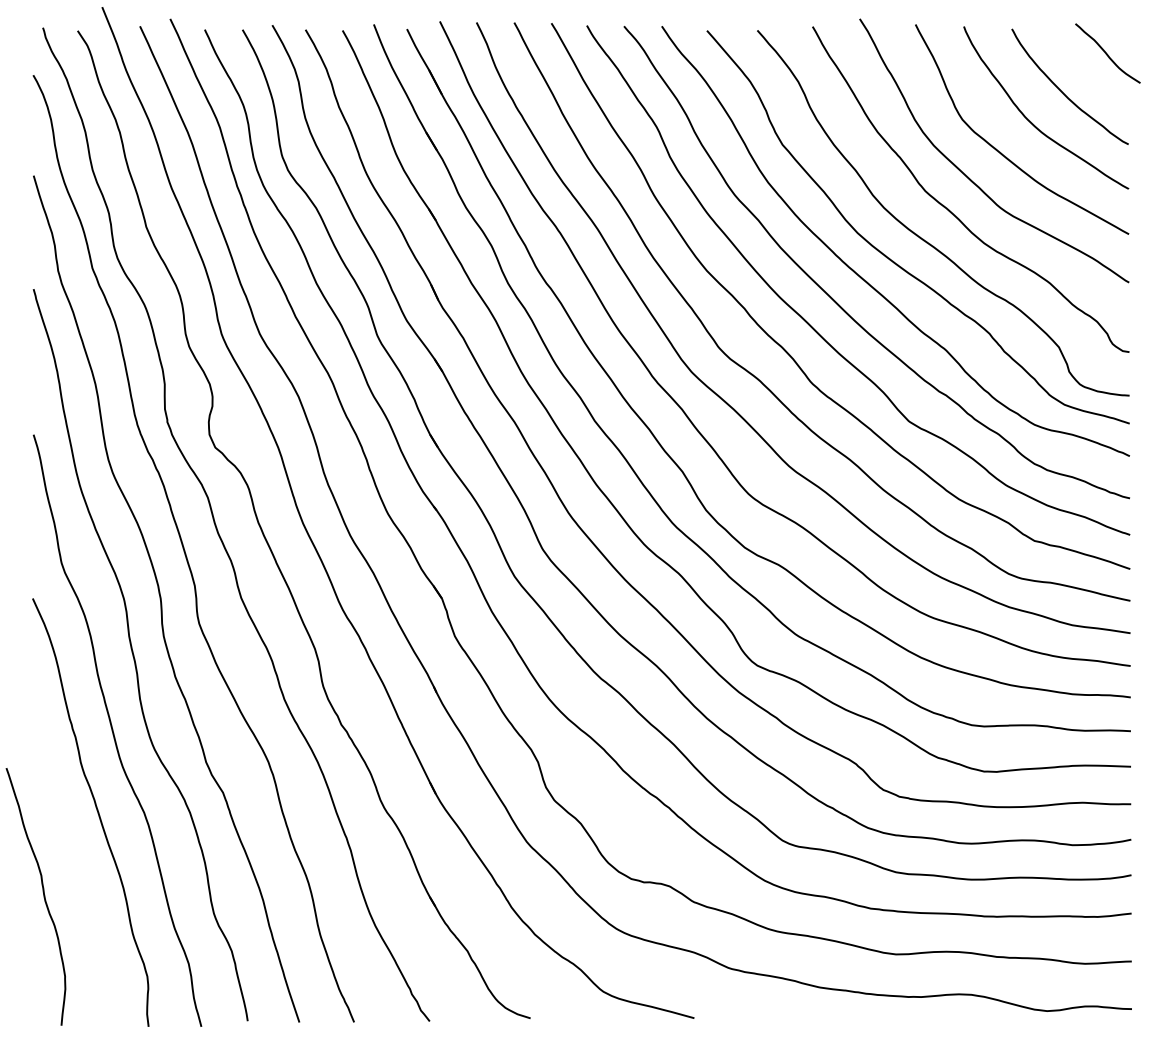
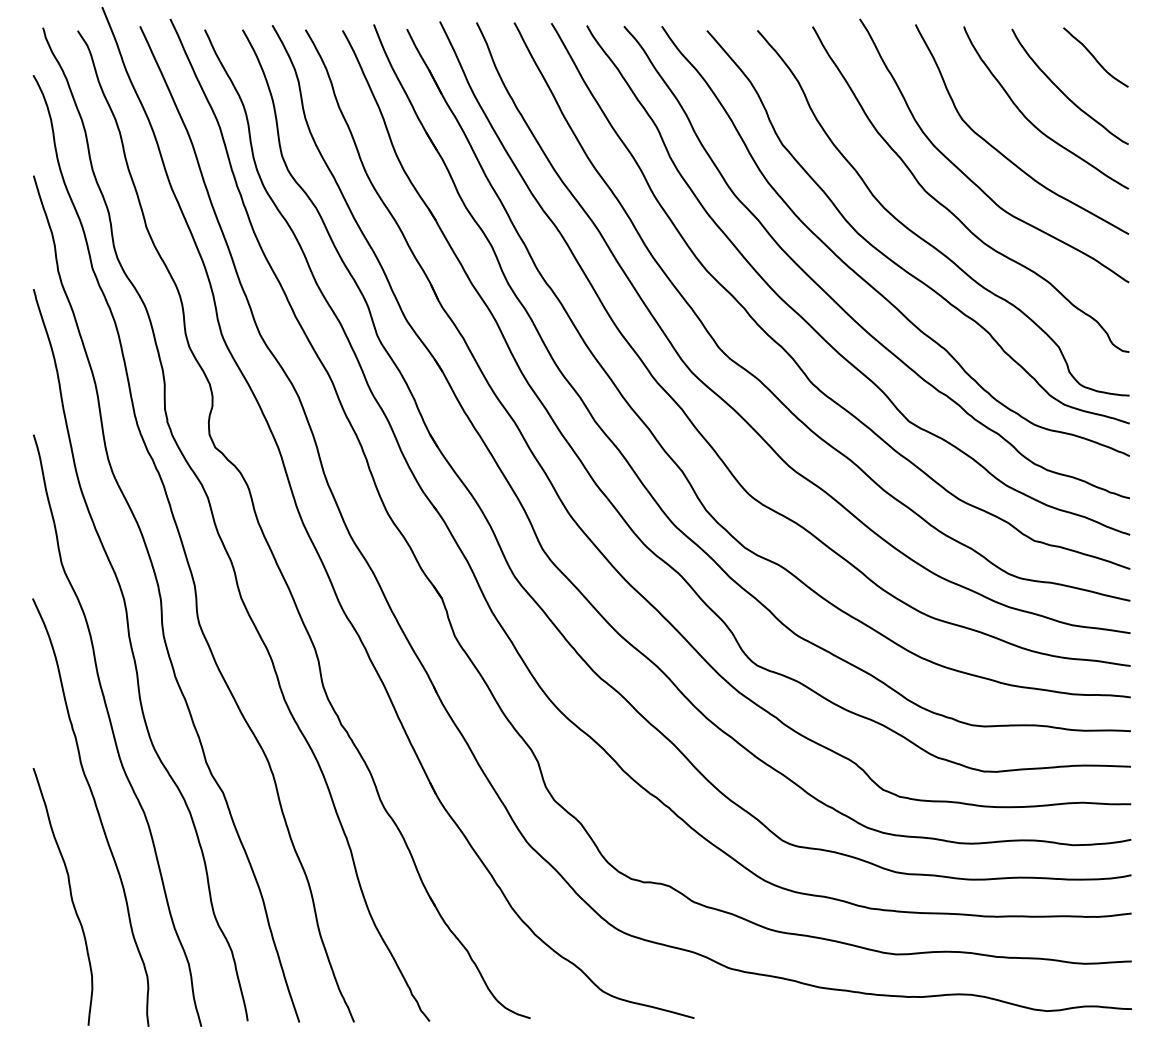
curve position: (1107, 53) -> (1095, 57) (1095, 57)
curve position: (43, 896) -> (70, 896) (70, 896)
